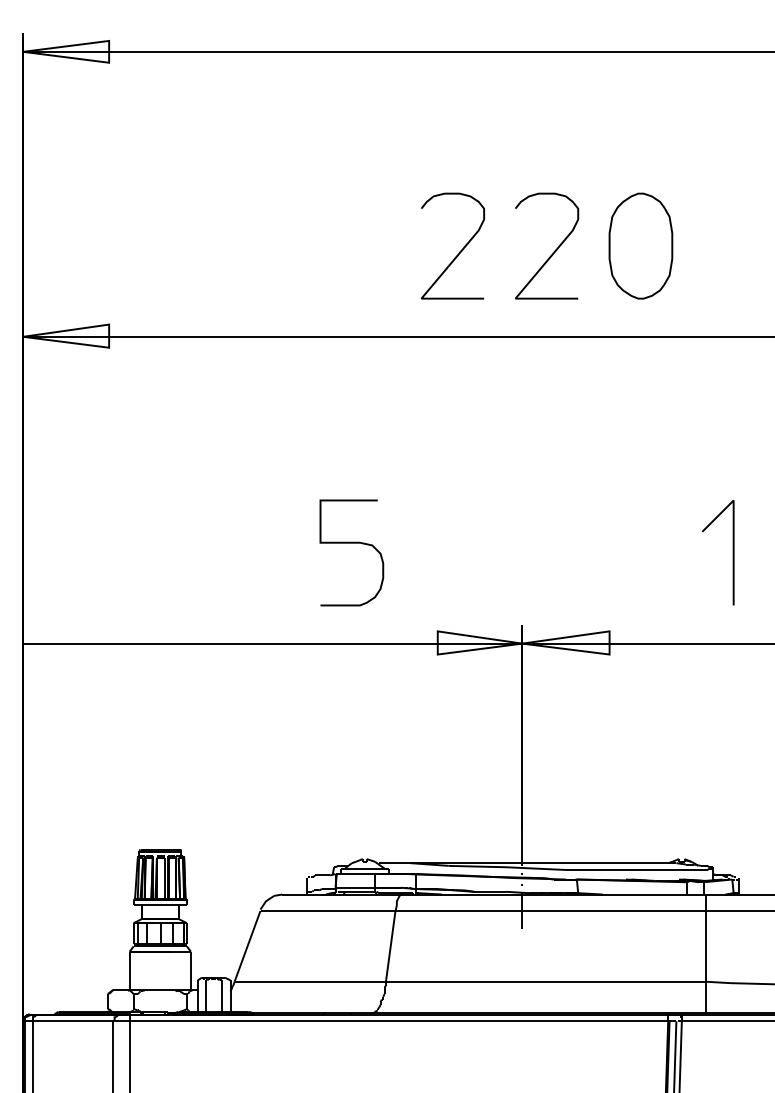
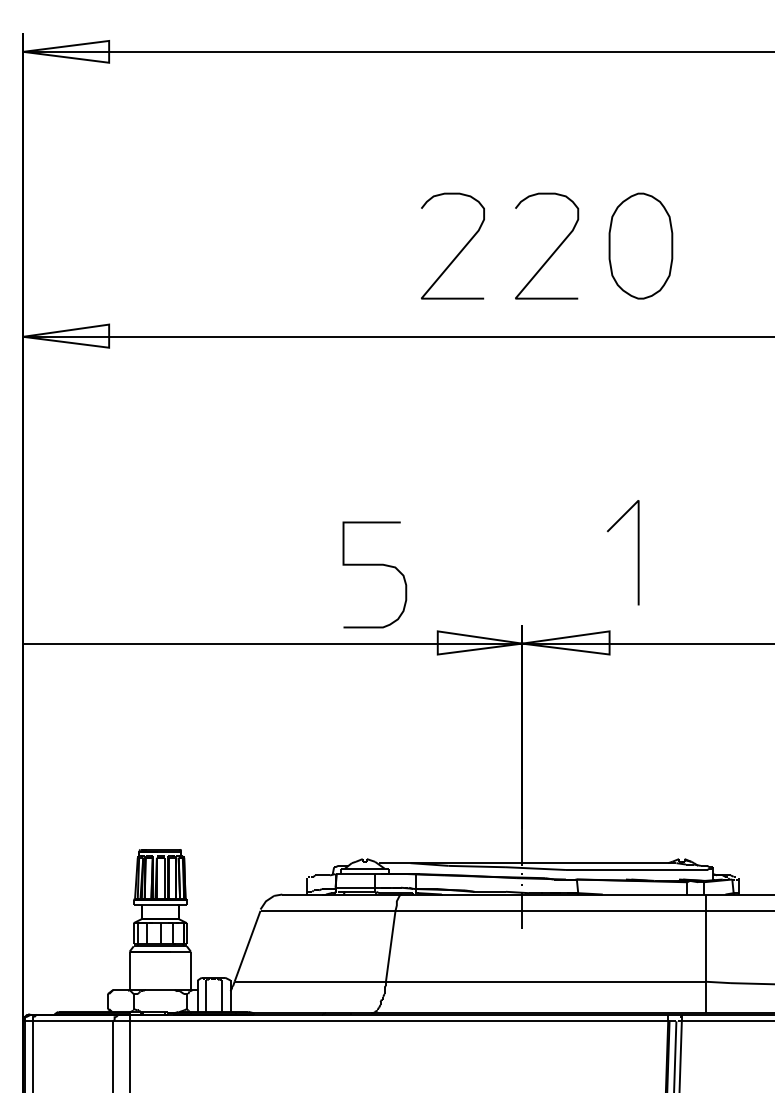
curve position: (351, 543) -> (374, 565) (374, 565)
curve position: (732, 552) -> (637, 552) (637, 552)
